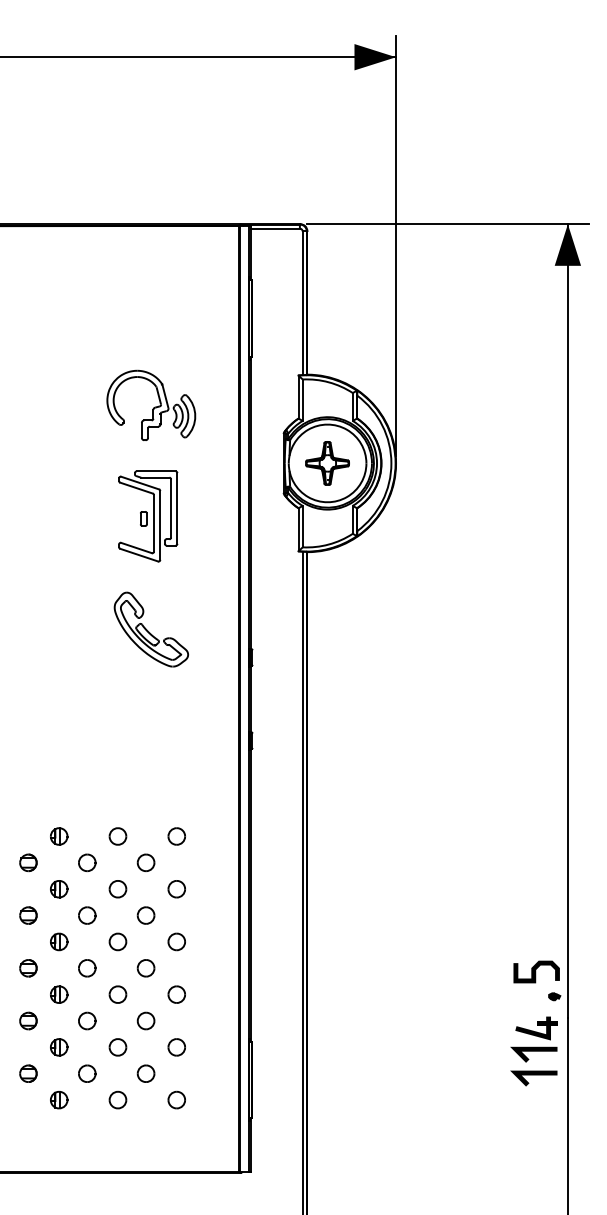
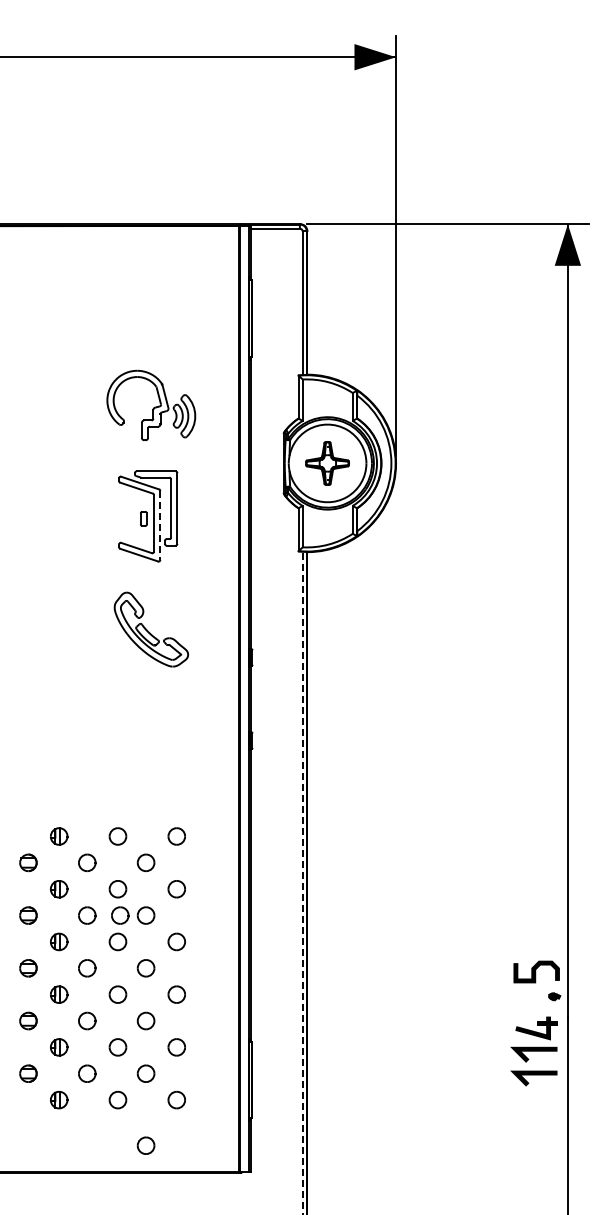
line: solid -> dashed (160, 525)
line: solid -> dashed (302, 882)
part: none -> present (120, 915)
part: none -> present (145, 1145)
